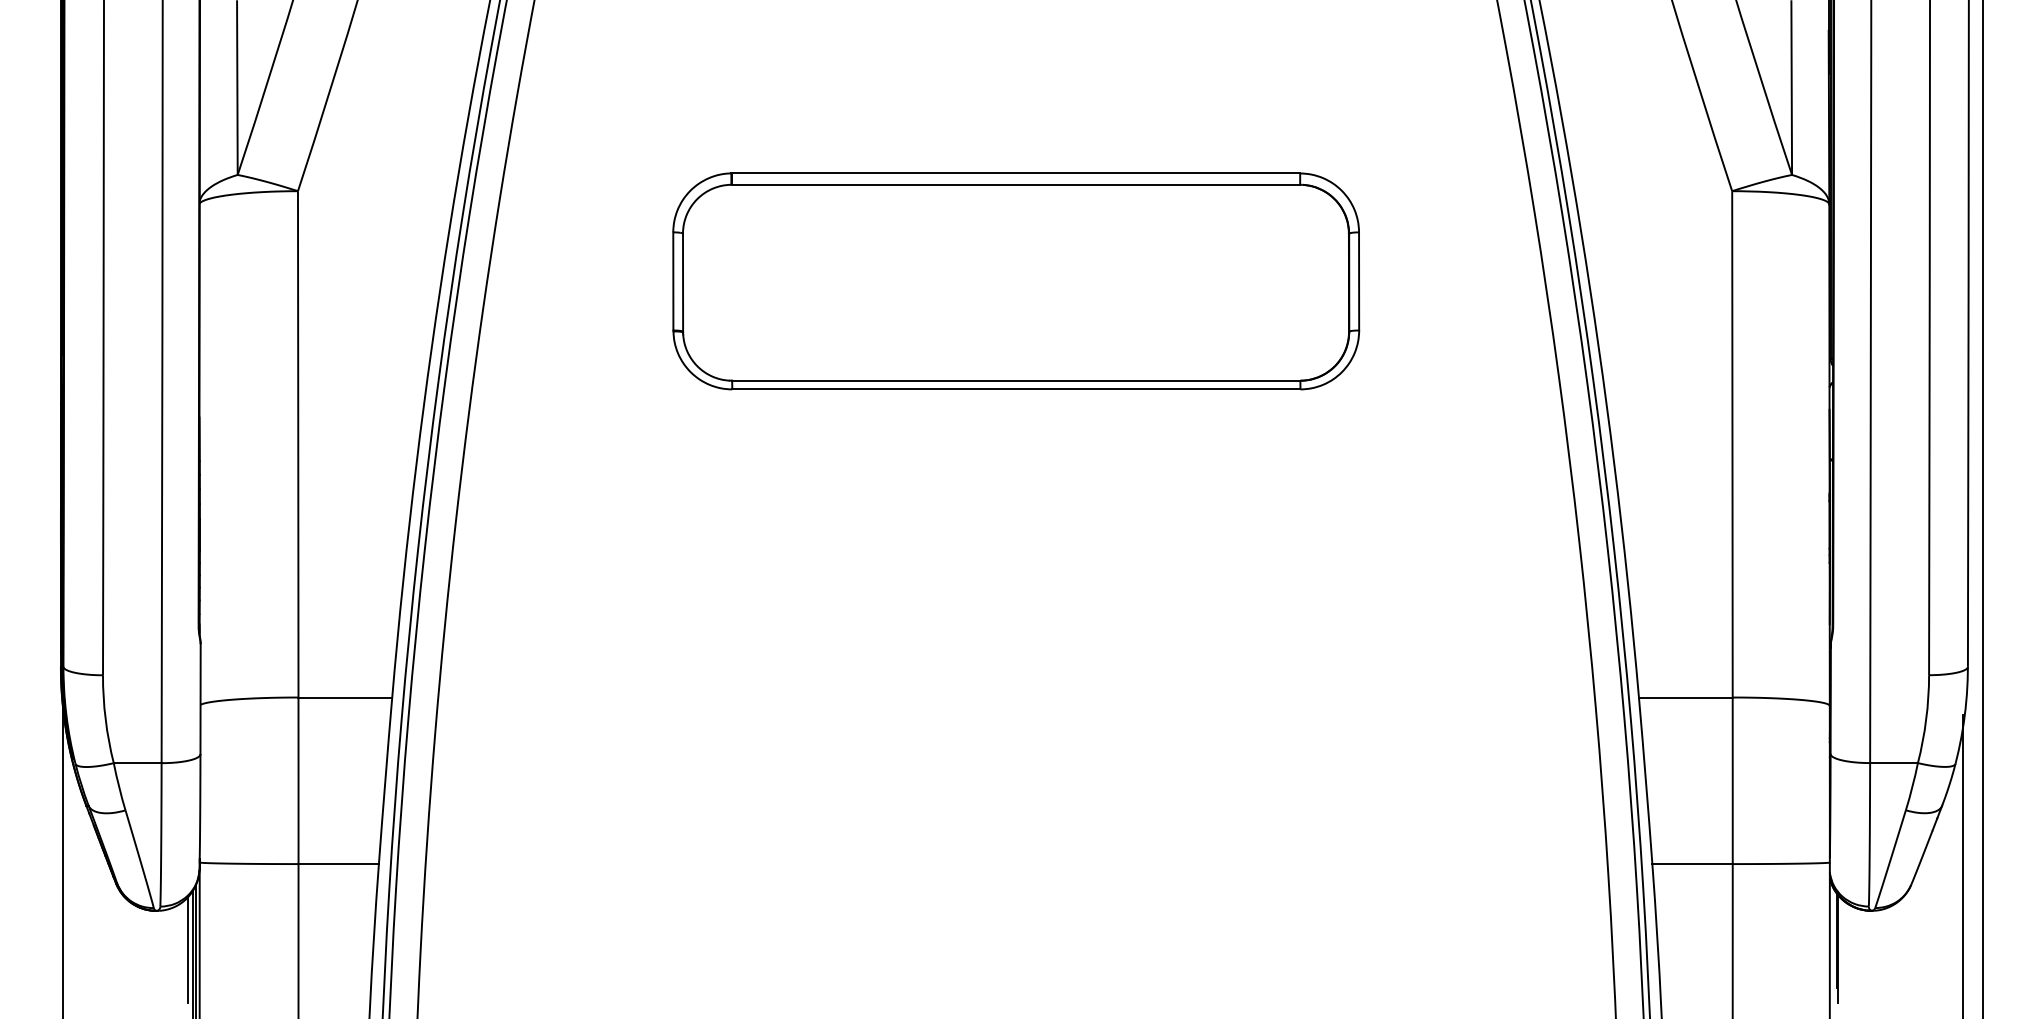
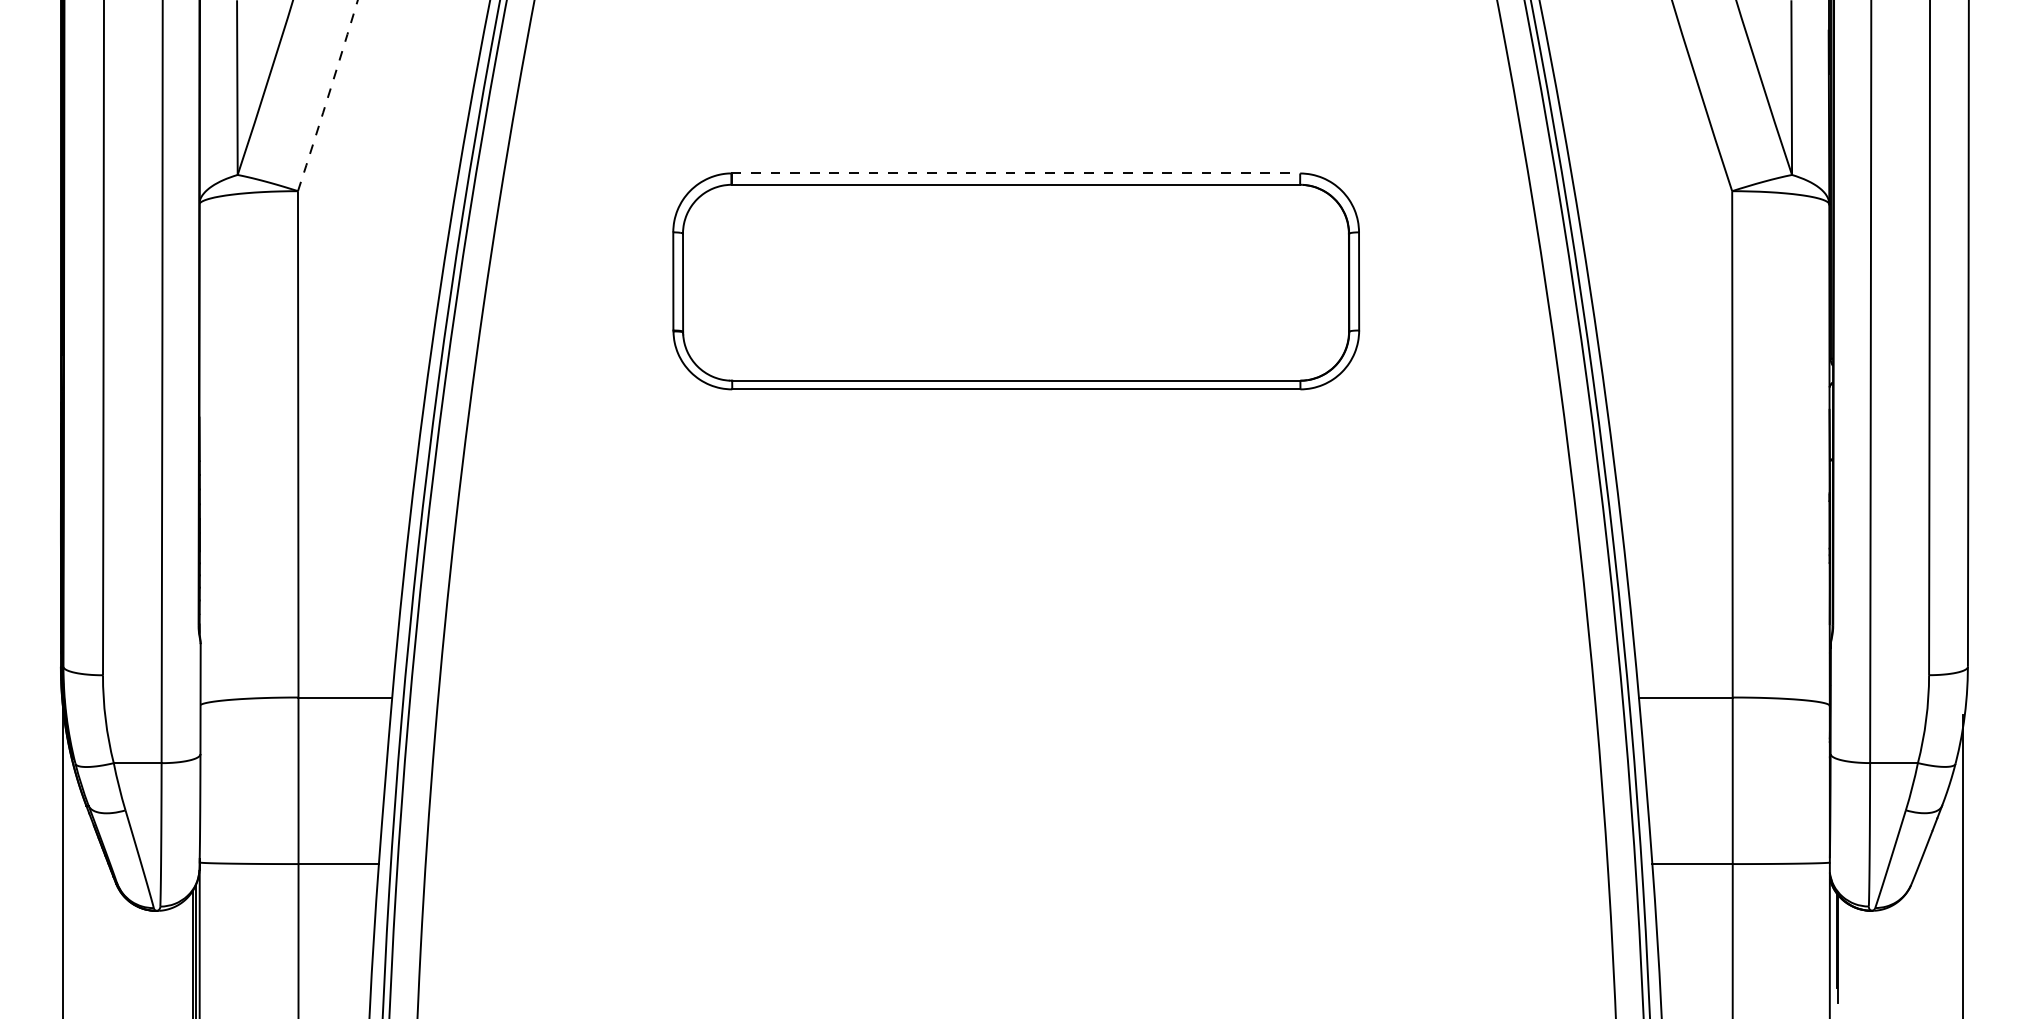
arc: solid -> dashed (328, 95)
line: solid -> dashed (1016, 173)
line: present -> none (1982, 508)
line: present -> none (188, 949)
